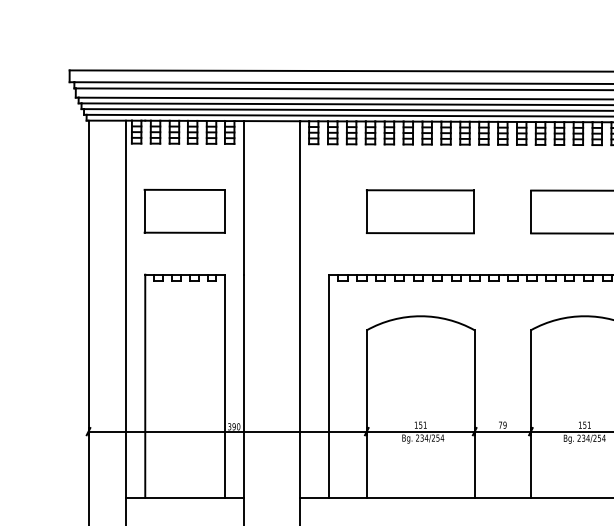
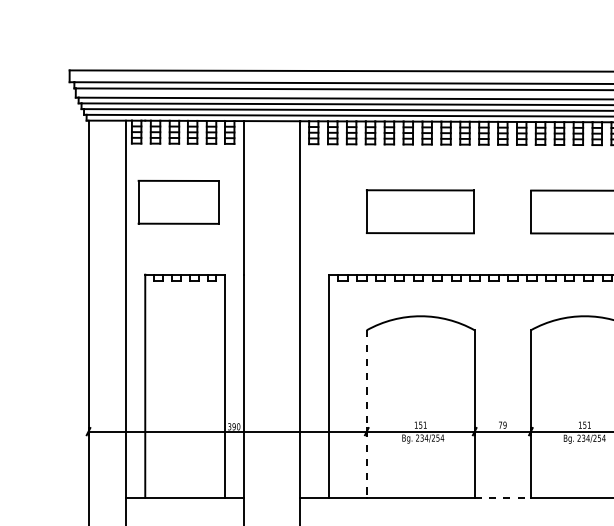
part position: (184, 210) -> (178, 201) (178, 201)
line: solid -> dashed (366, 414)
line: solid -> dashed (503, 497)
